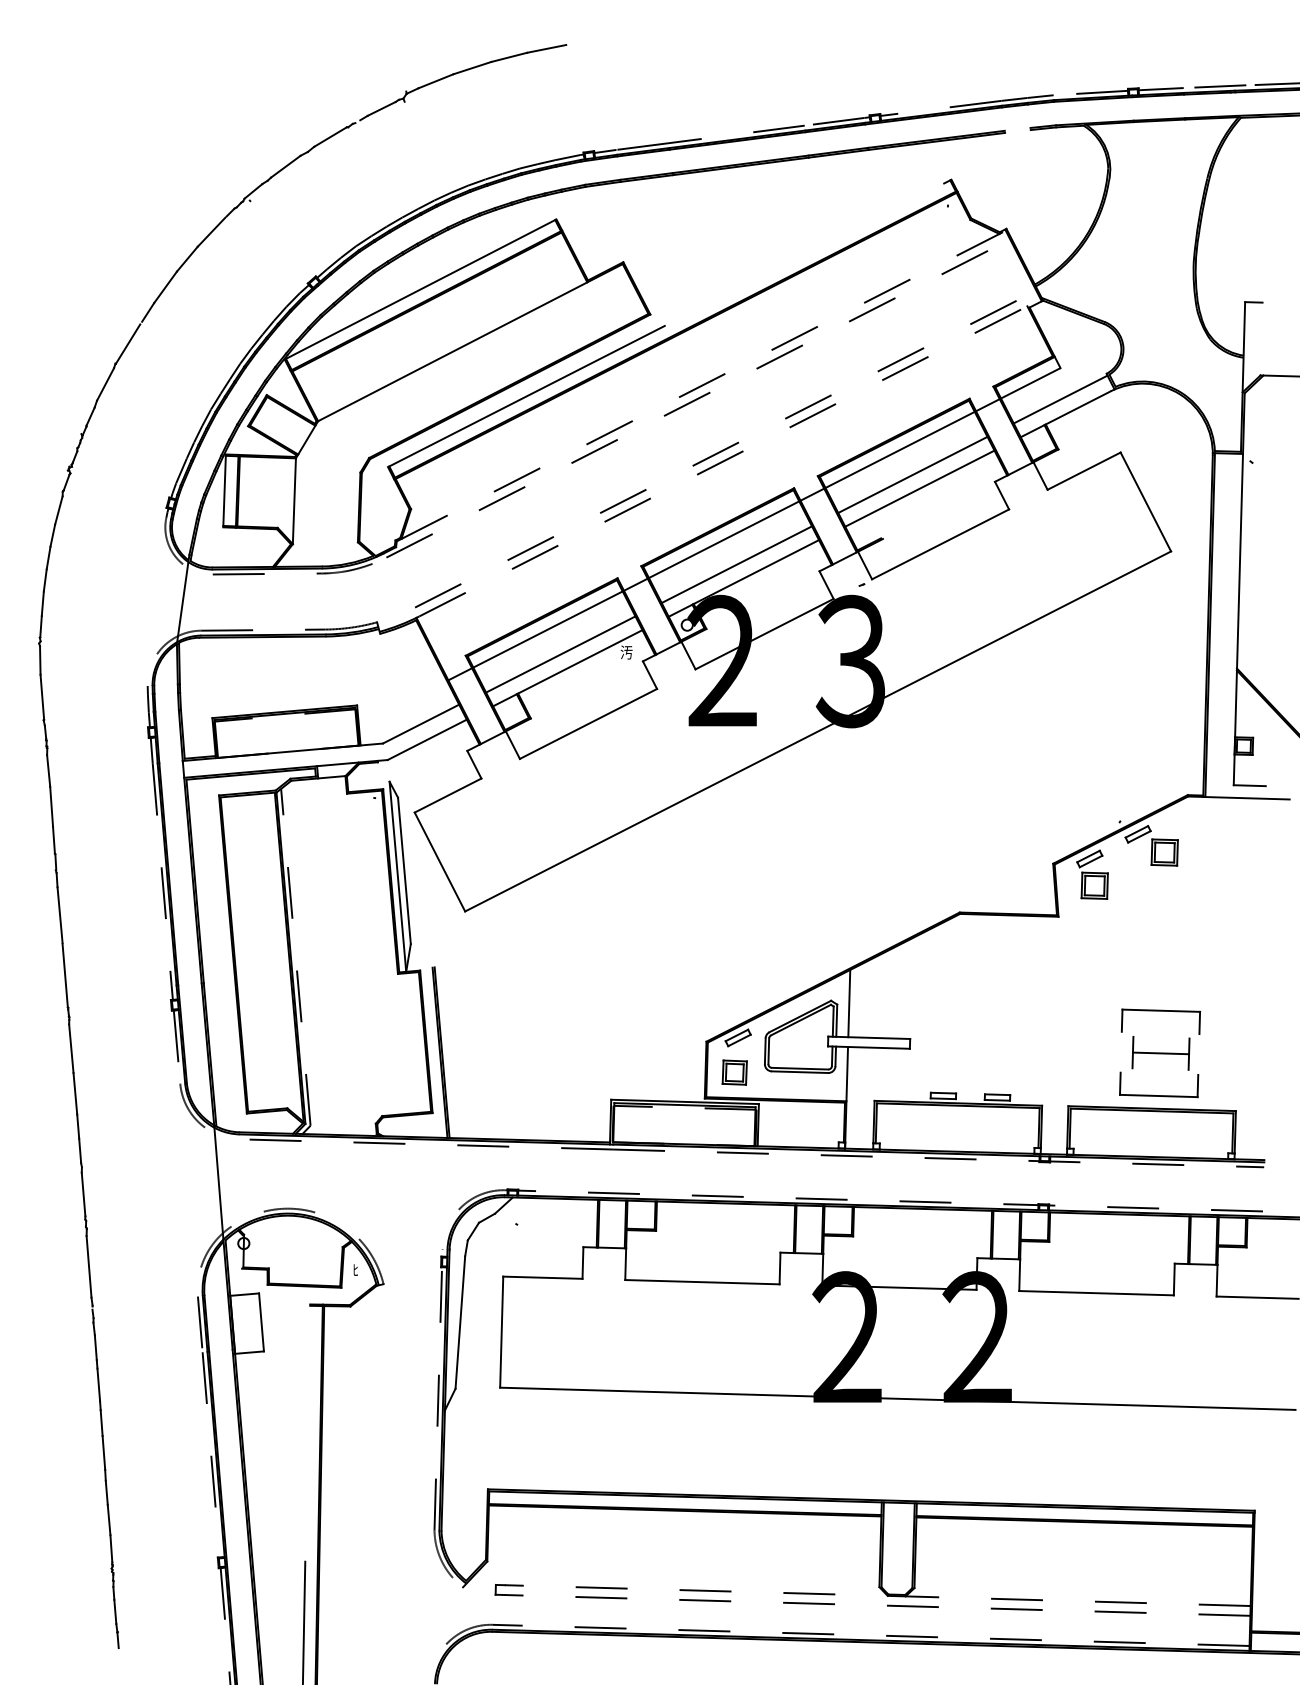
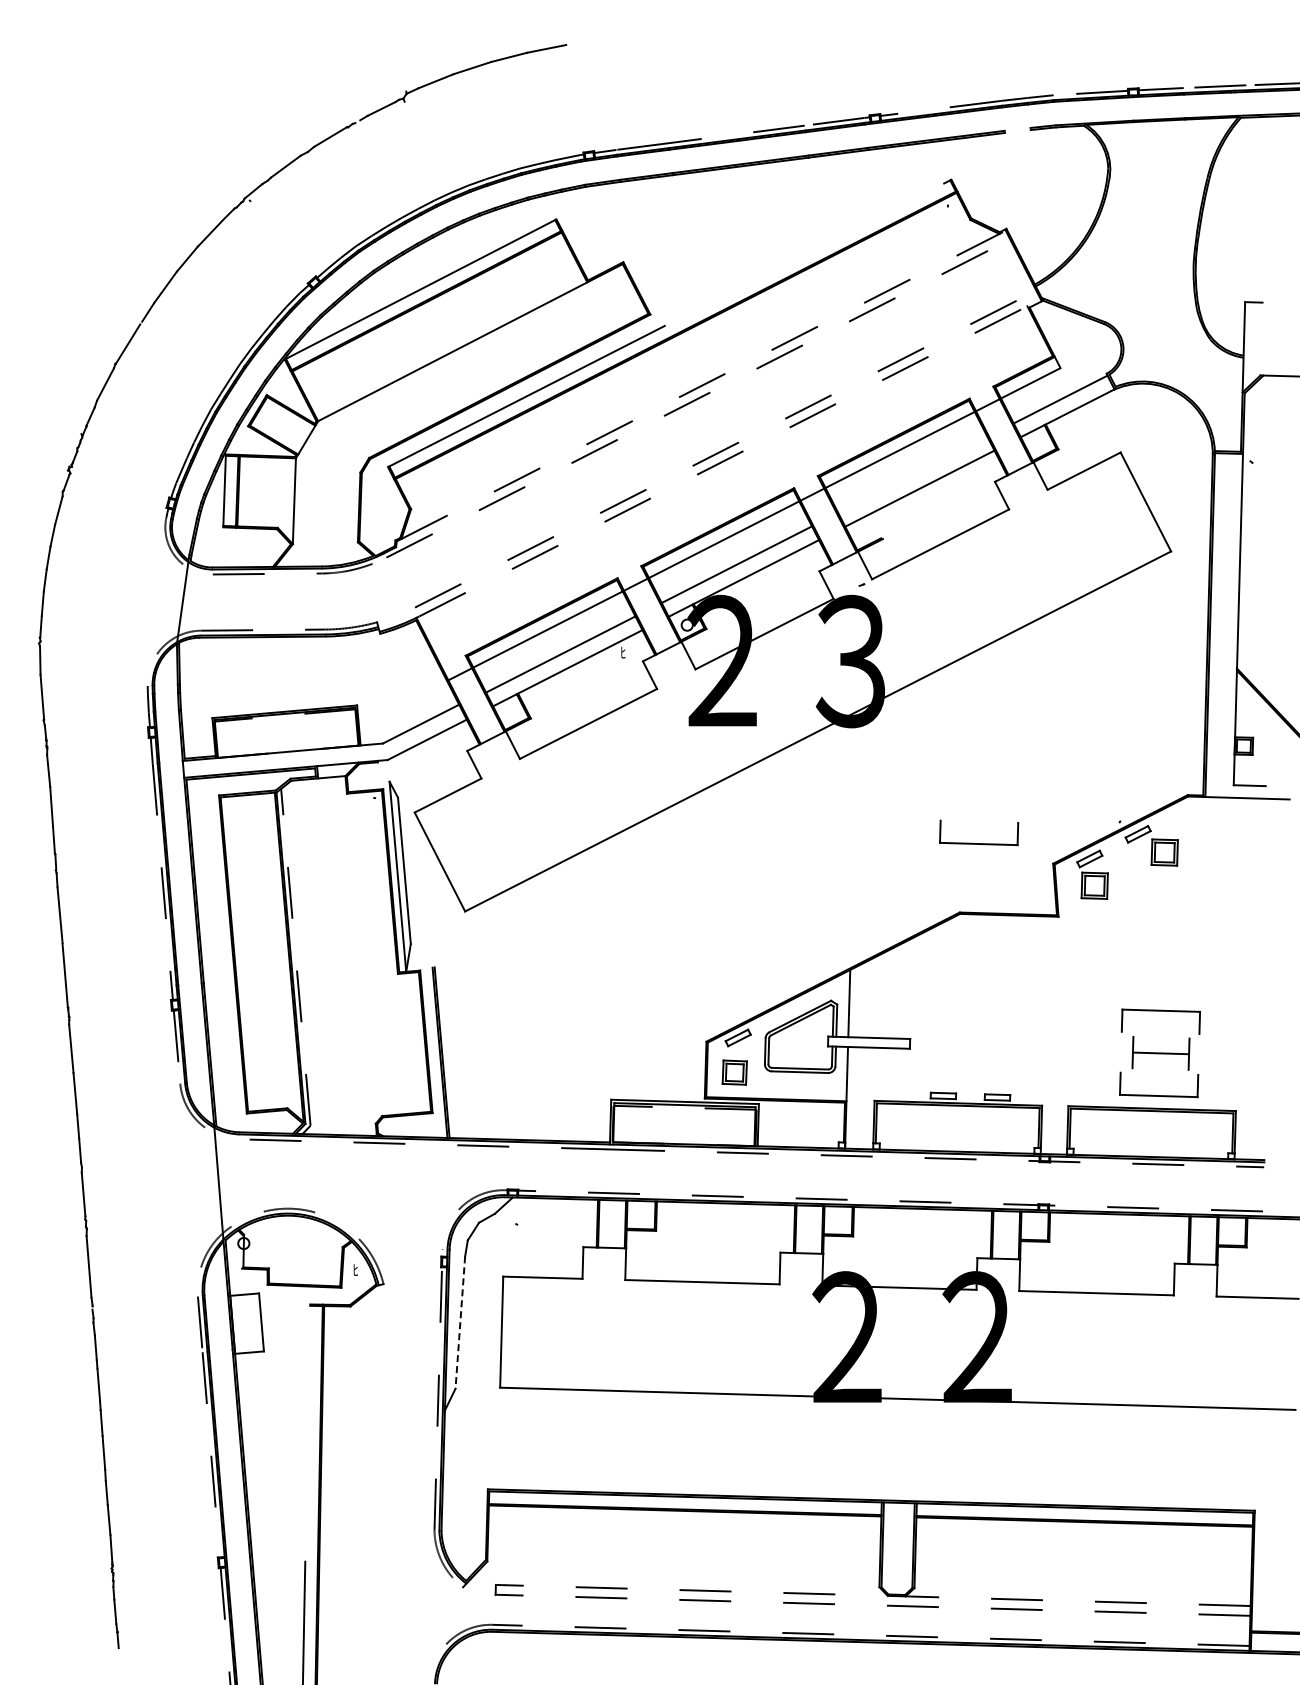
line: present -> none (912, 474)
text: 汚 -> ﾋ (626, 652)
part: none -> present (979, 843)
line: solid -> dashed (460, 1323)
